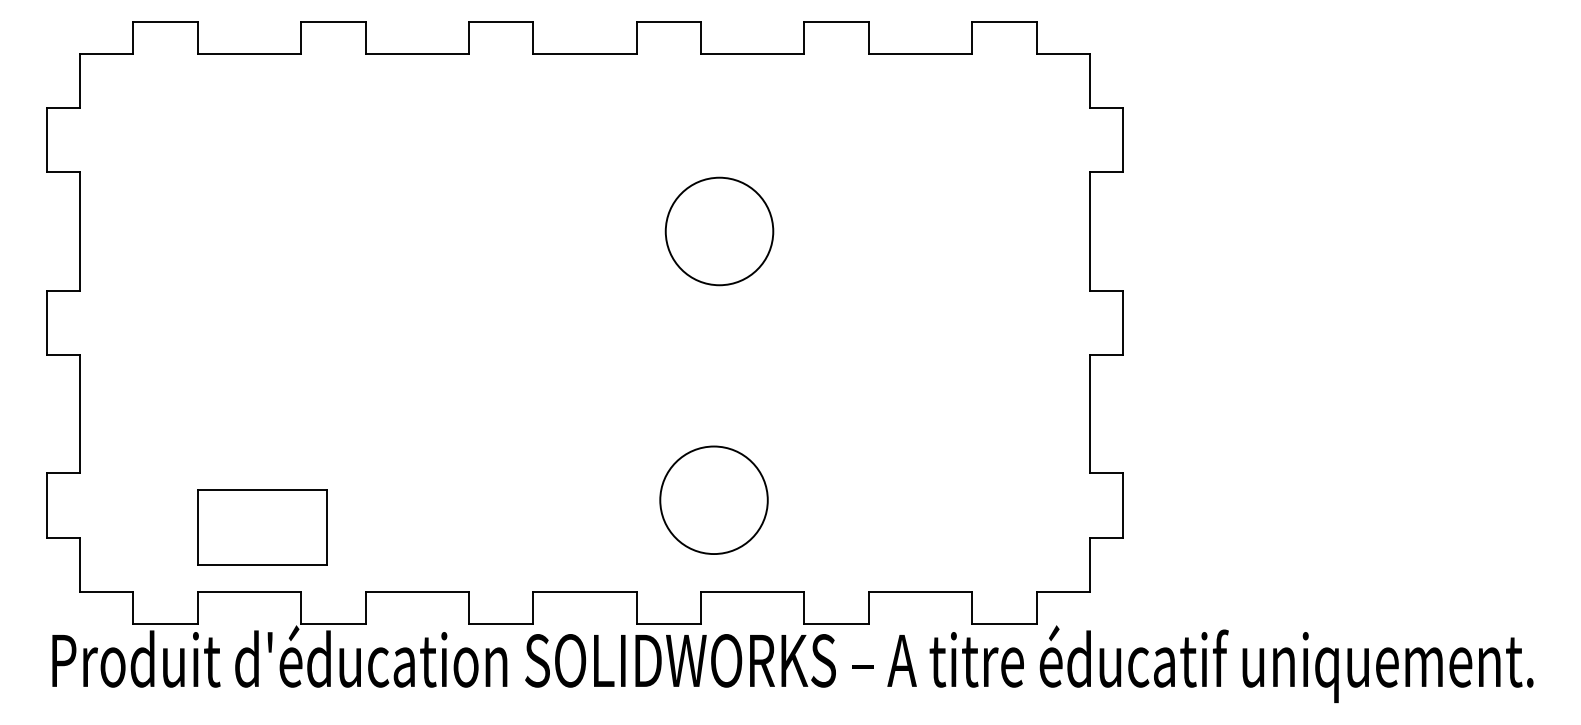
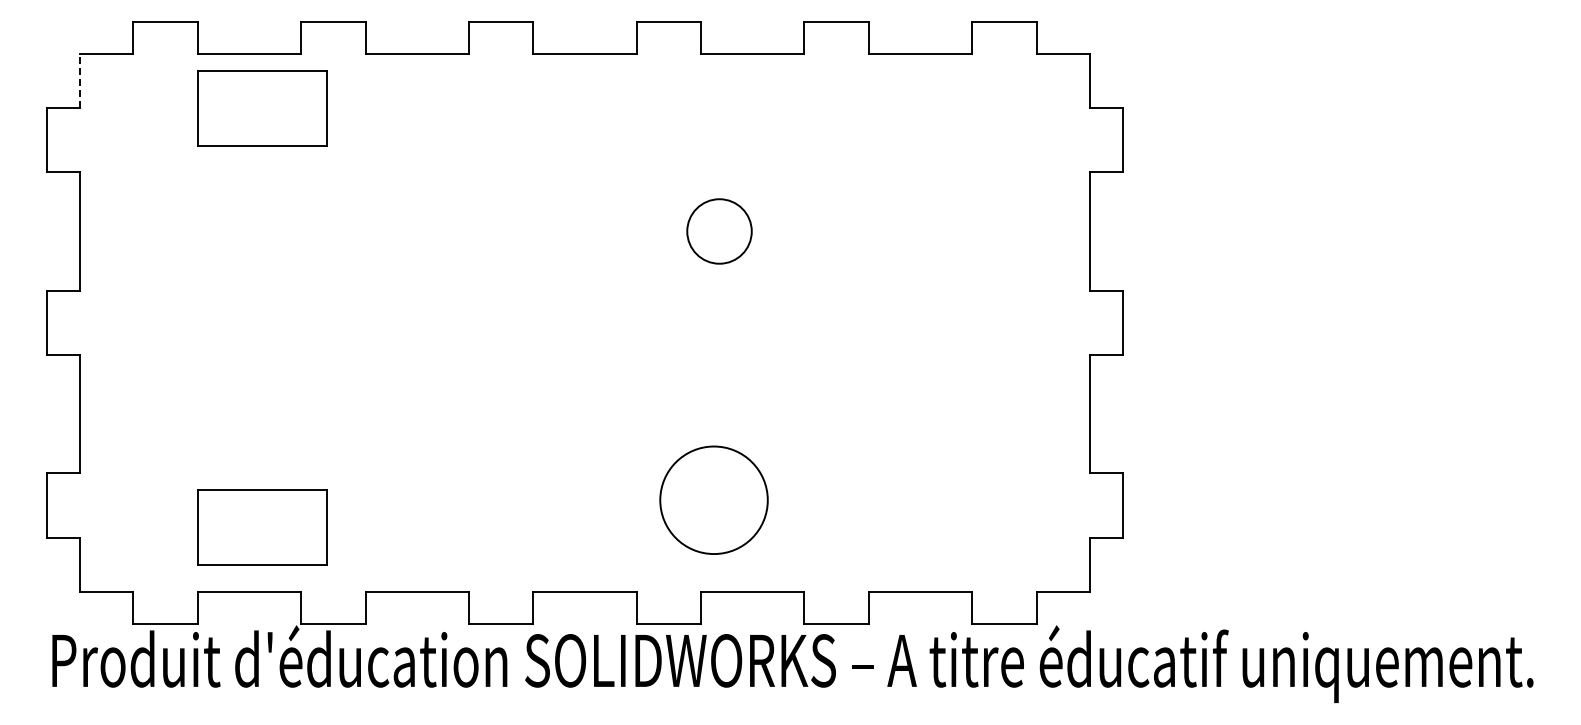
line: solid -> dashed (79, 80)
part: none -> present (262, 108)
circle diameter: 108 px -> 65 px (719, 231)
